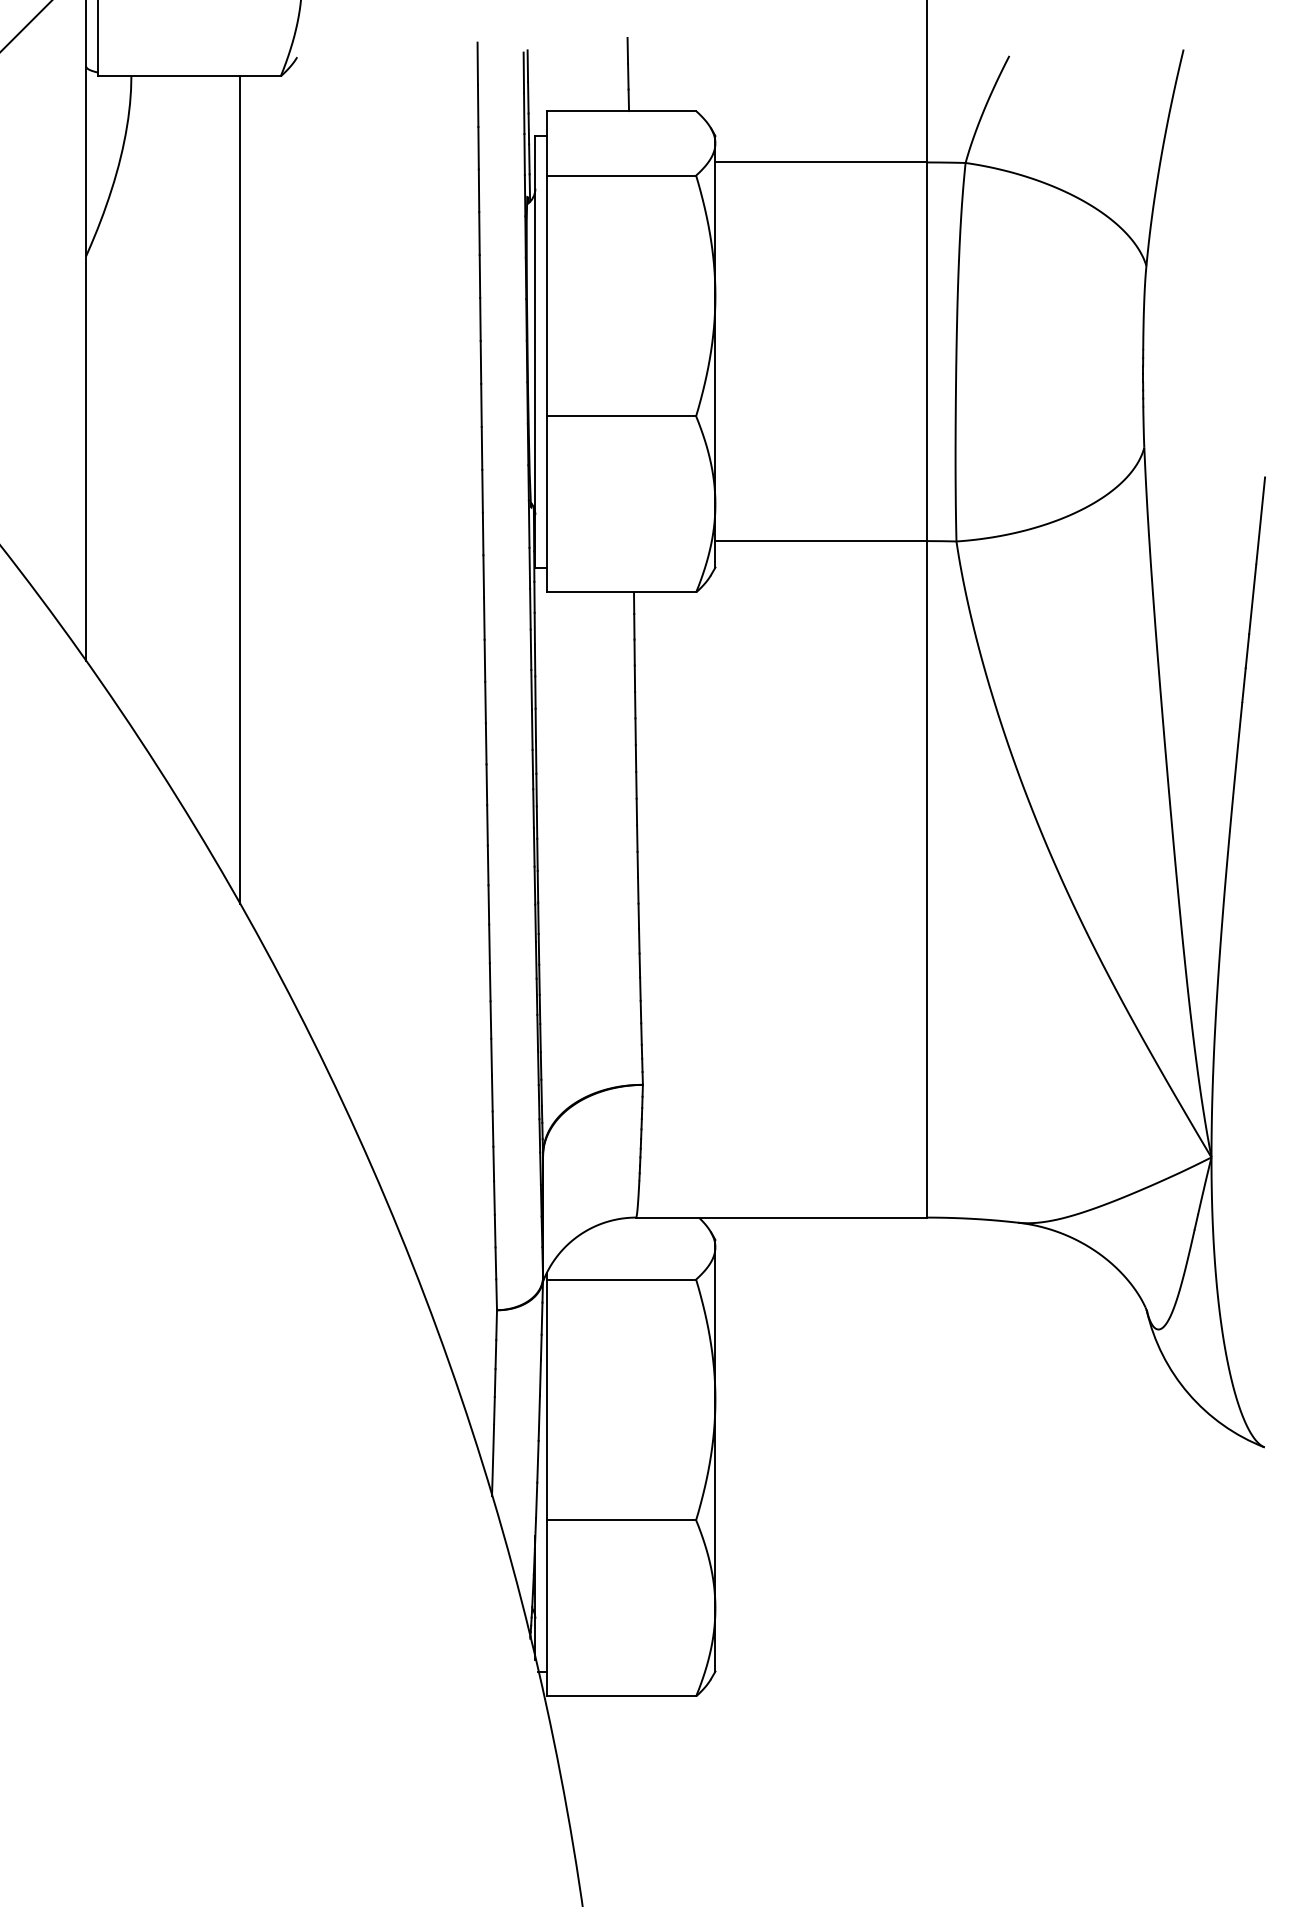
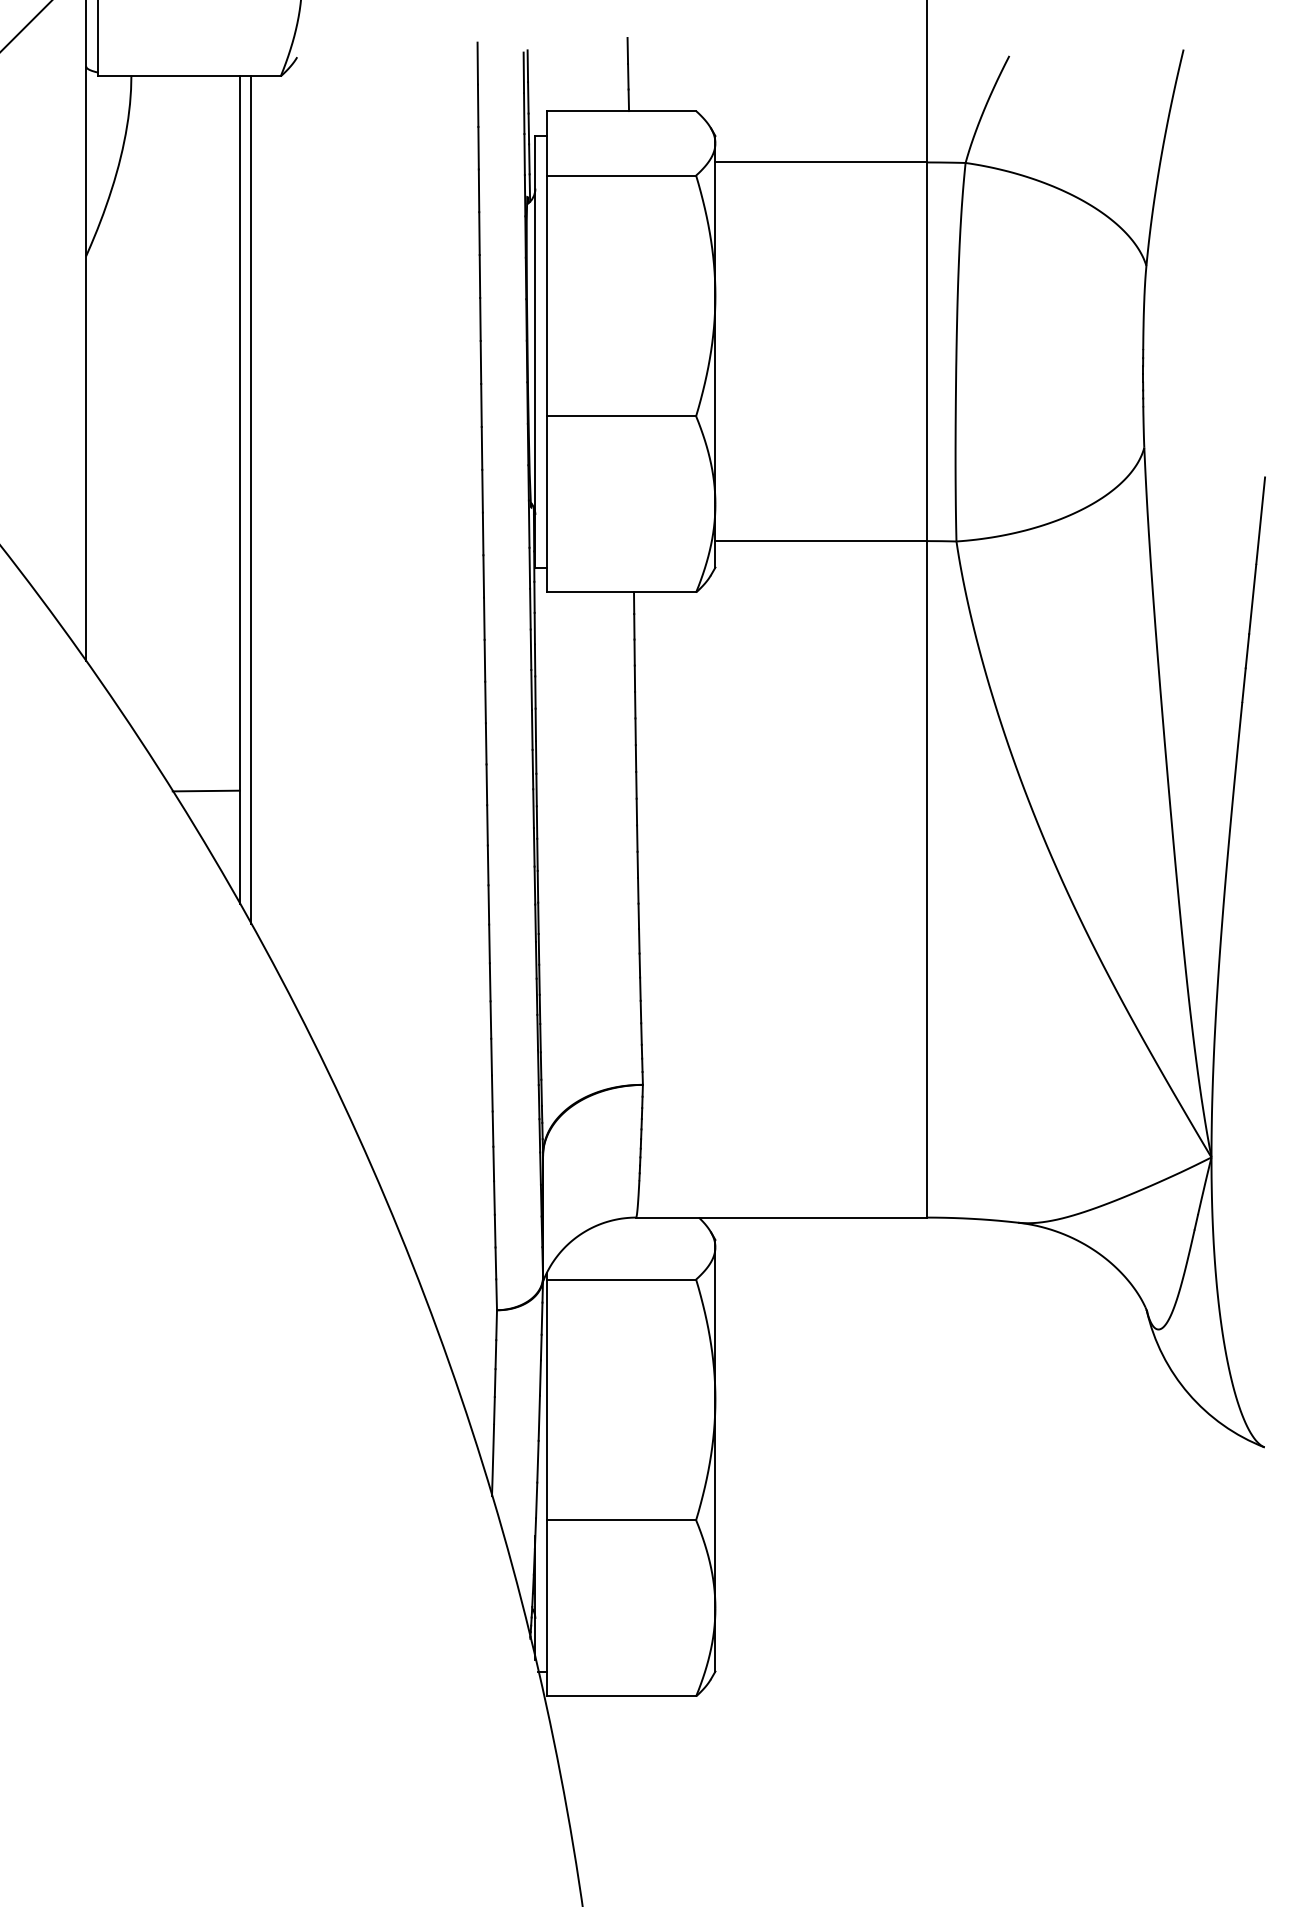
line: none -> present (251, 500)
line: none -> present (205, 790)
